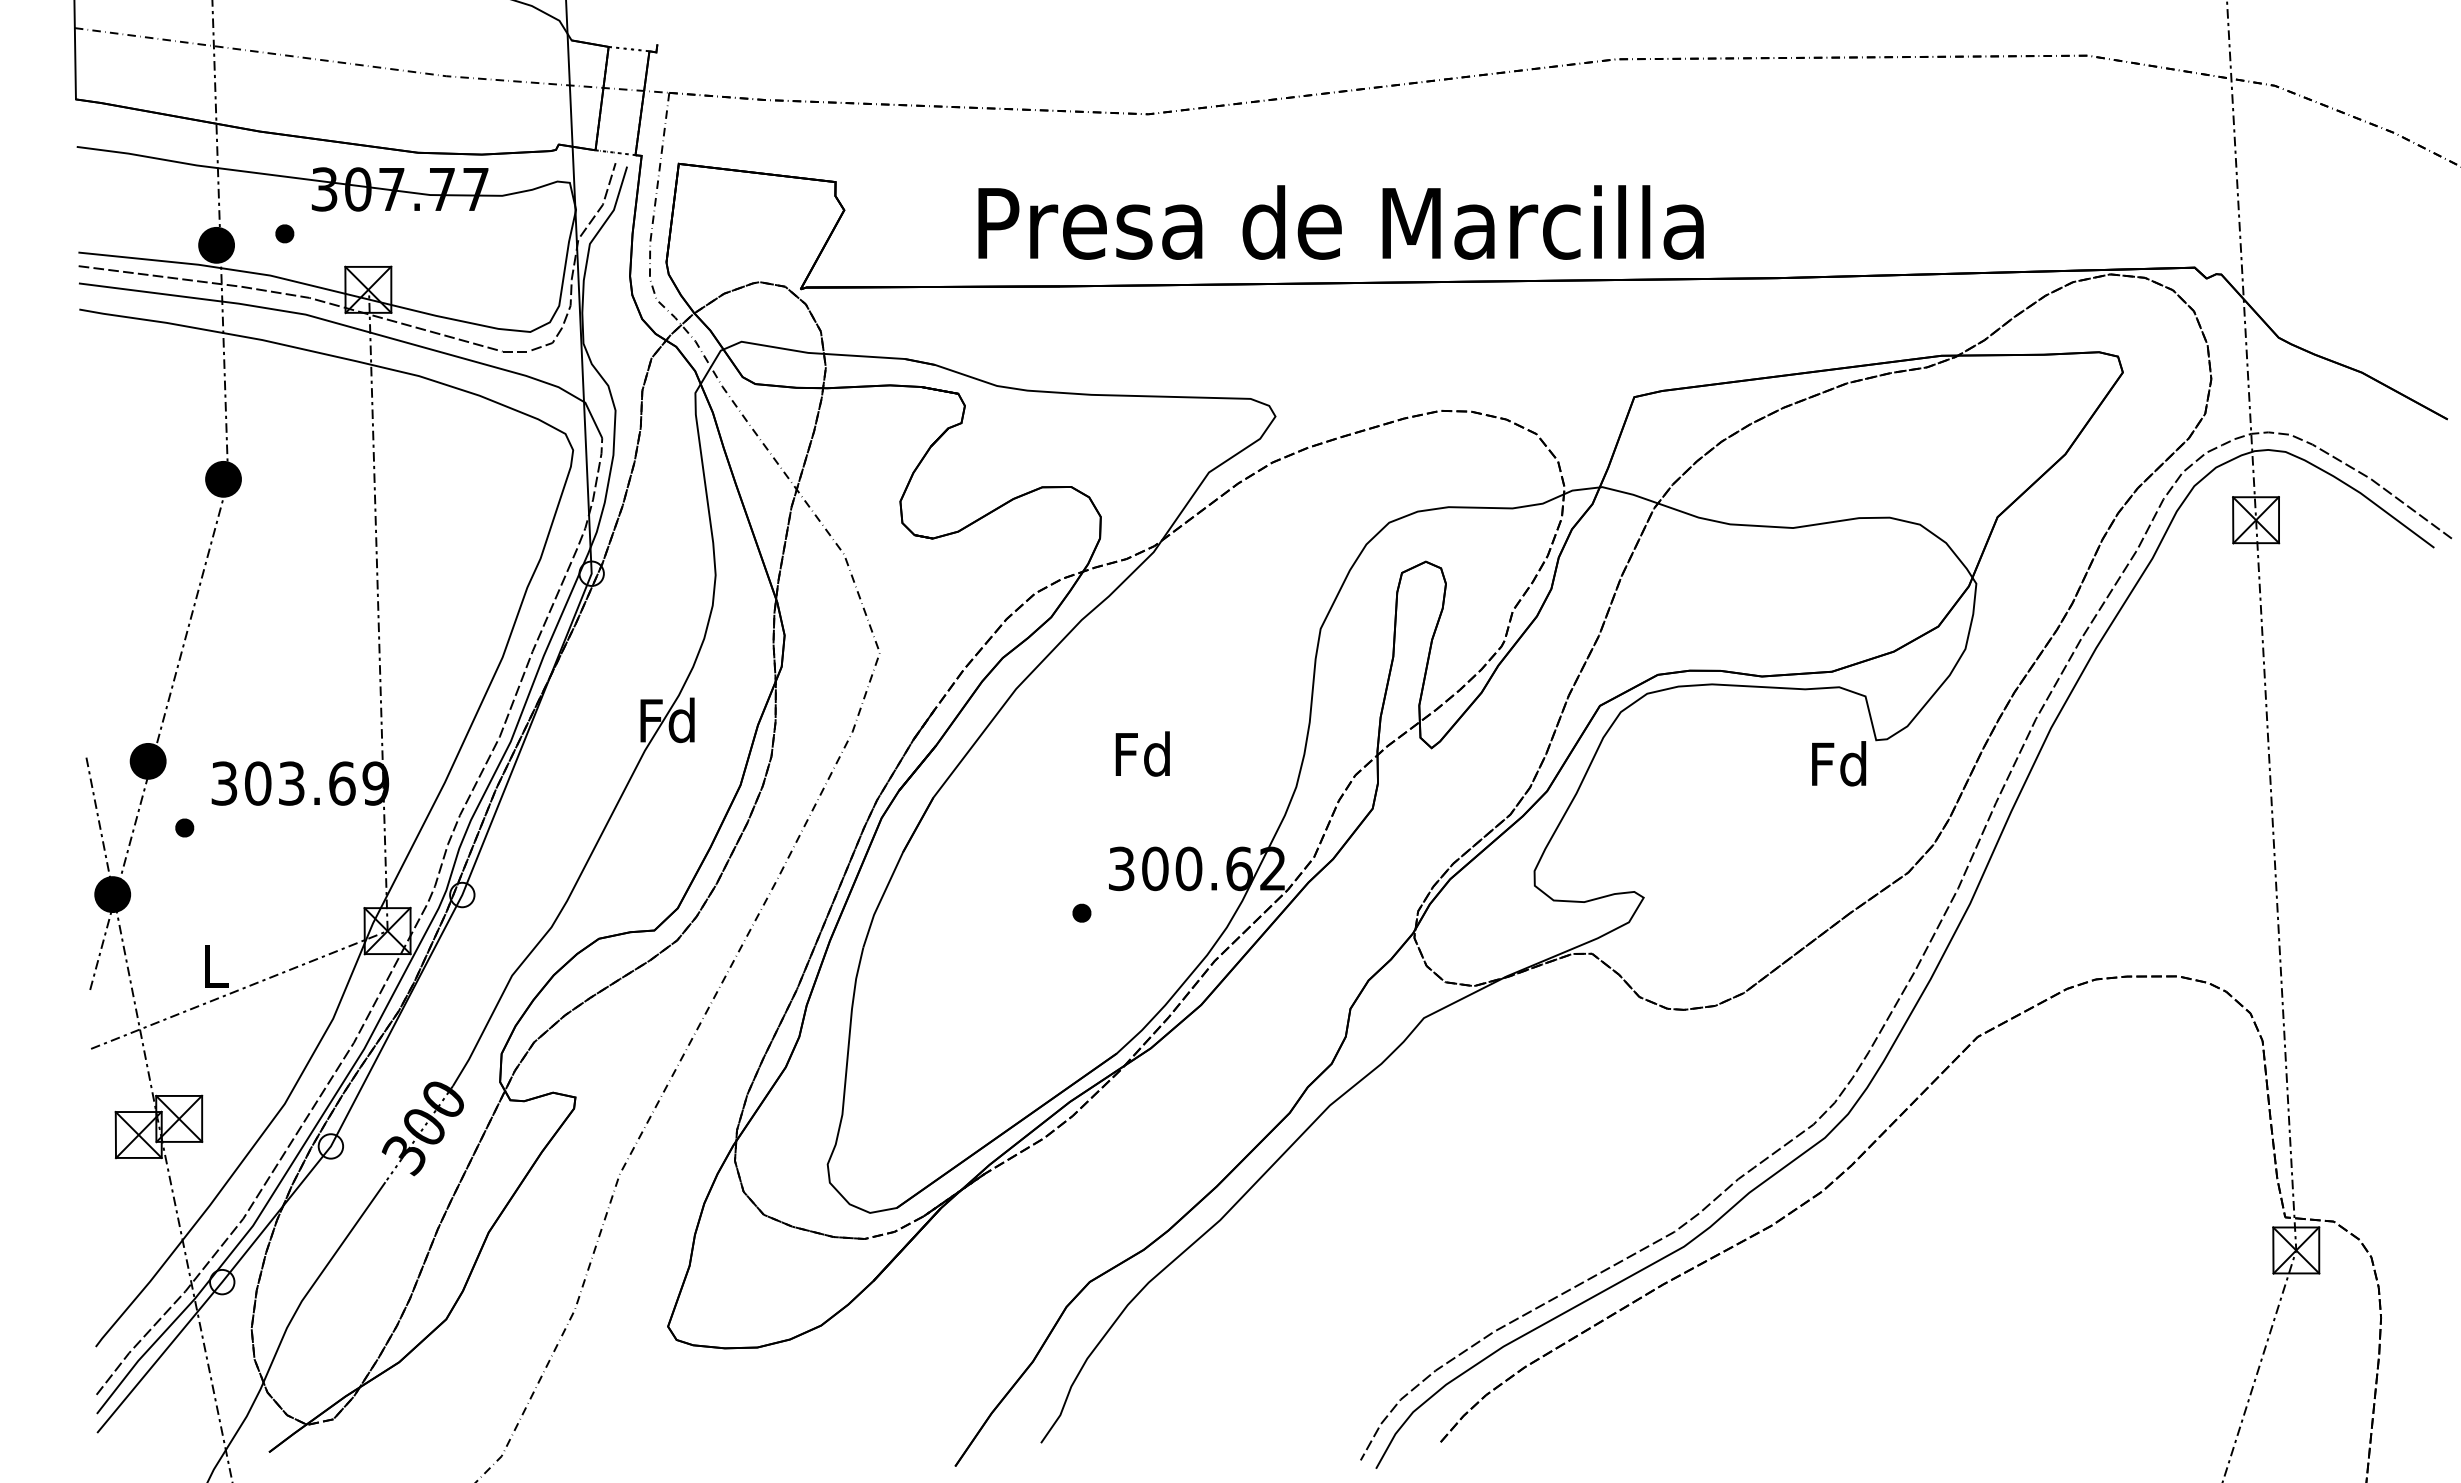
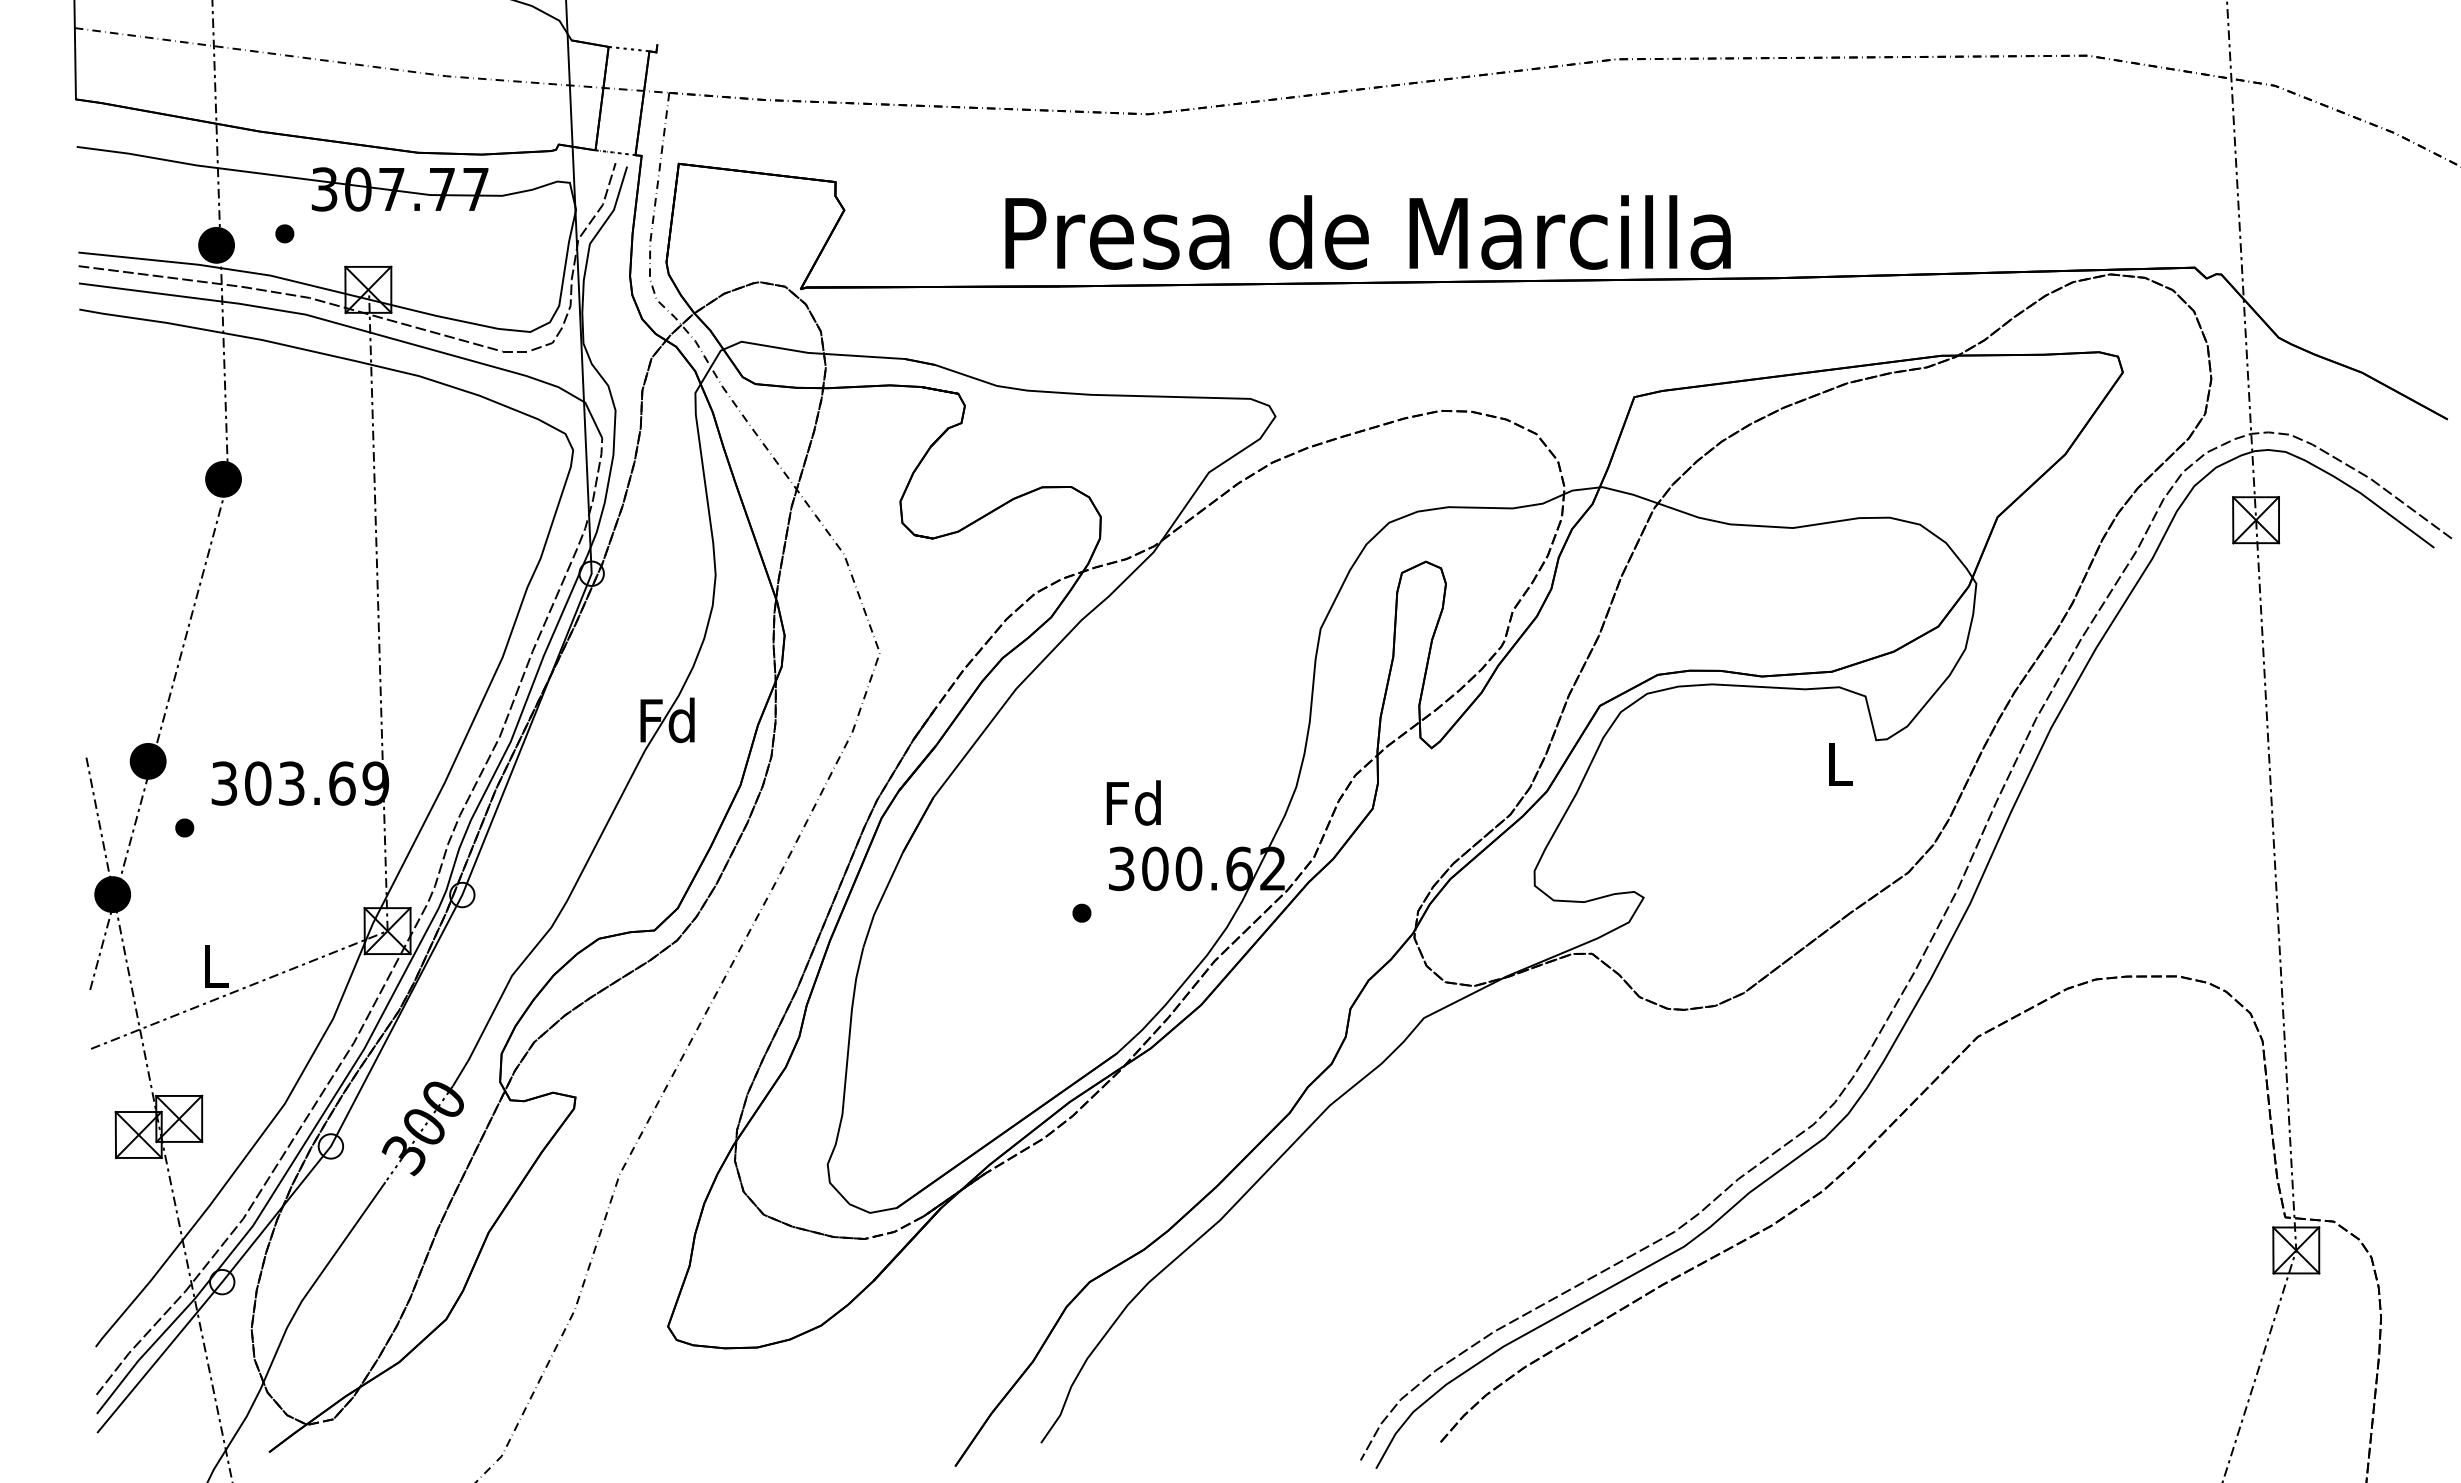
text position: (1340, 222) -> (1367, 232) (1367, 232)
text position: (1142, 753) -> (1133, 802) (1133, 802)
text: Fd -> L (1839, 763)
